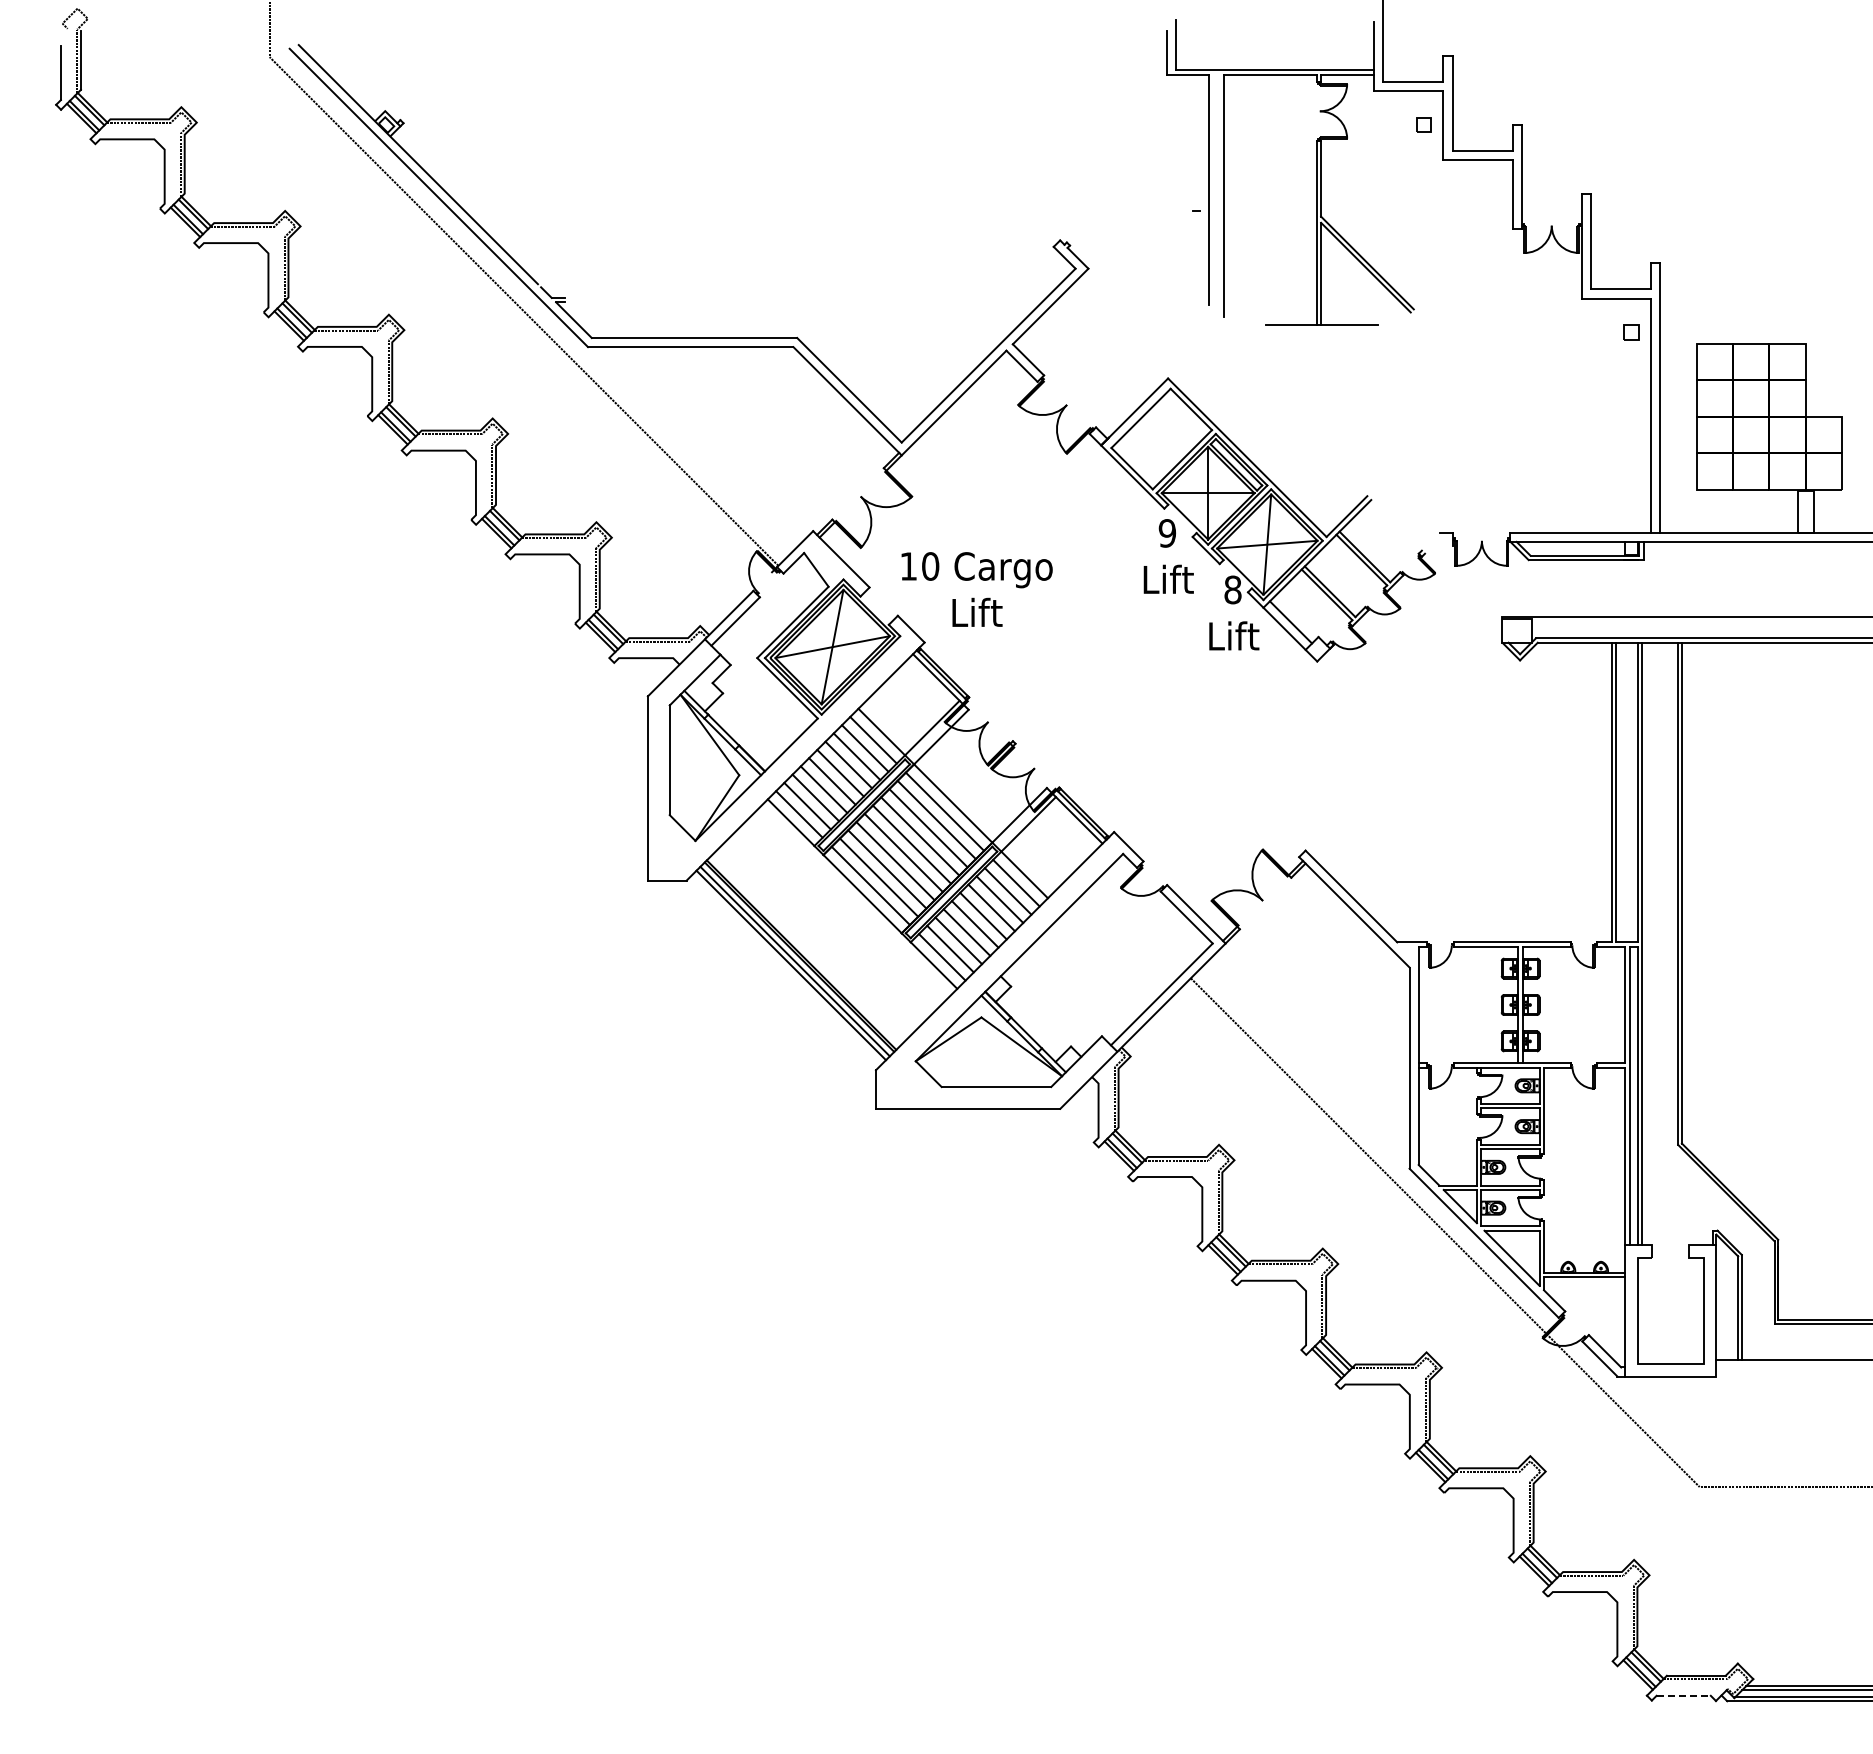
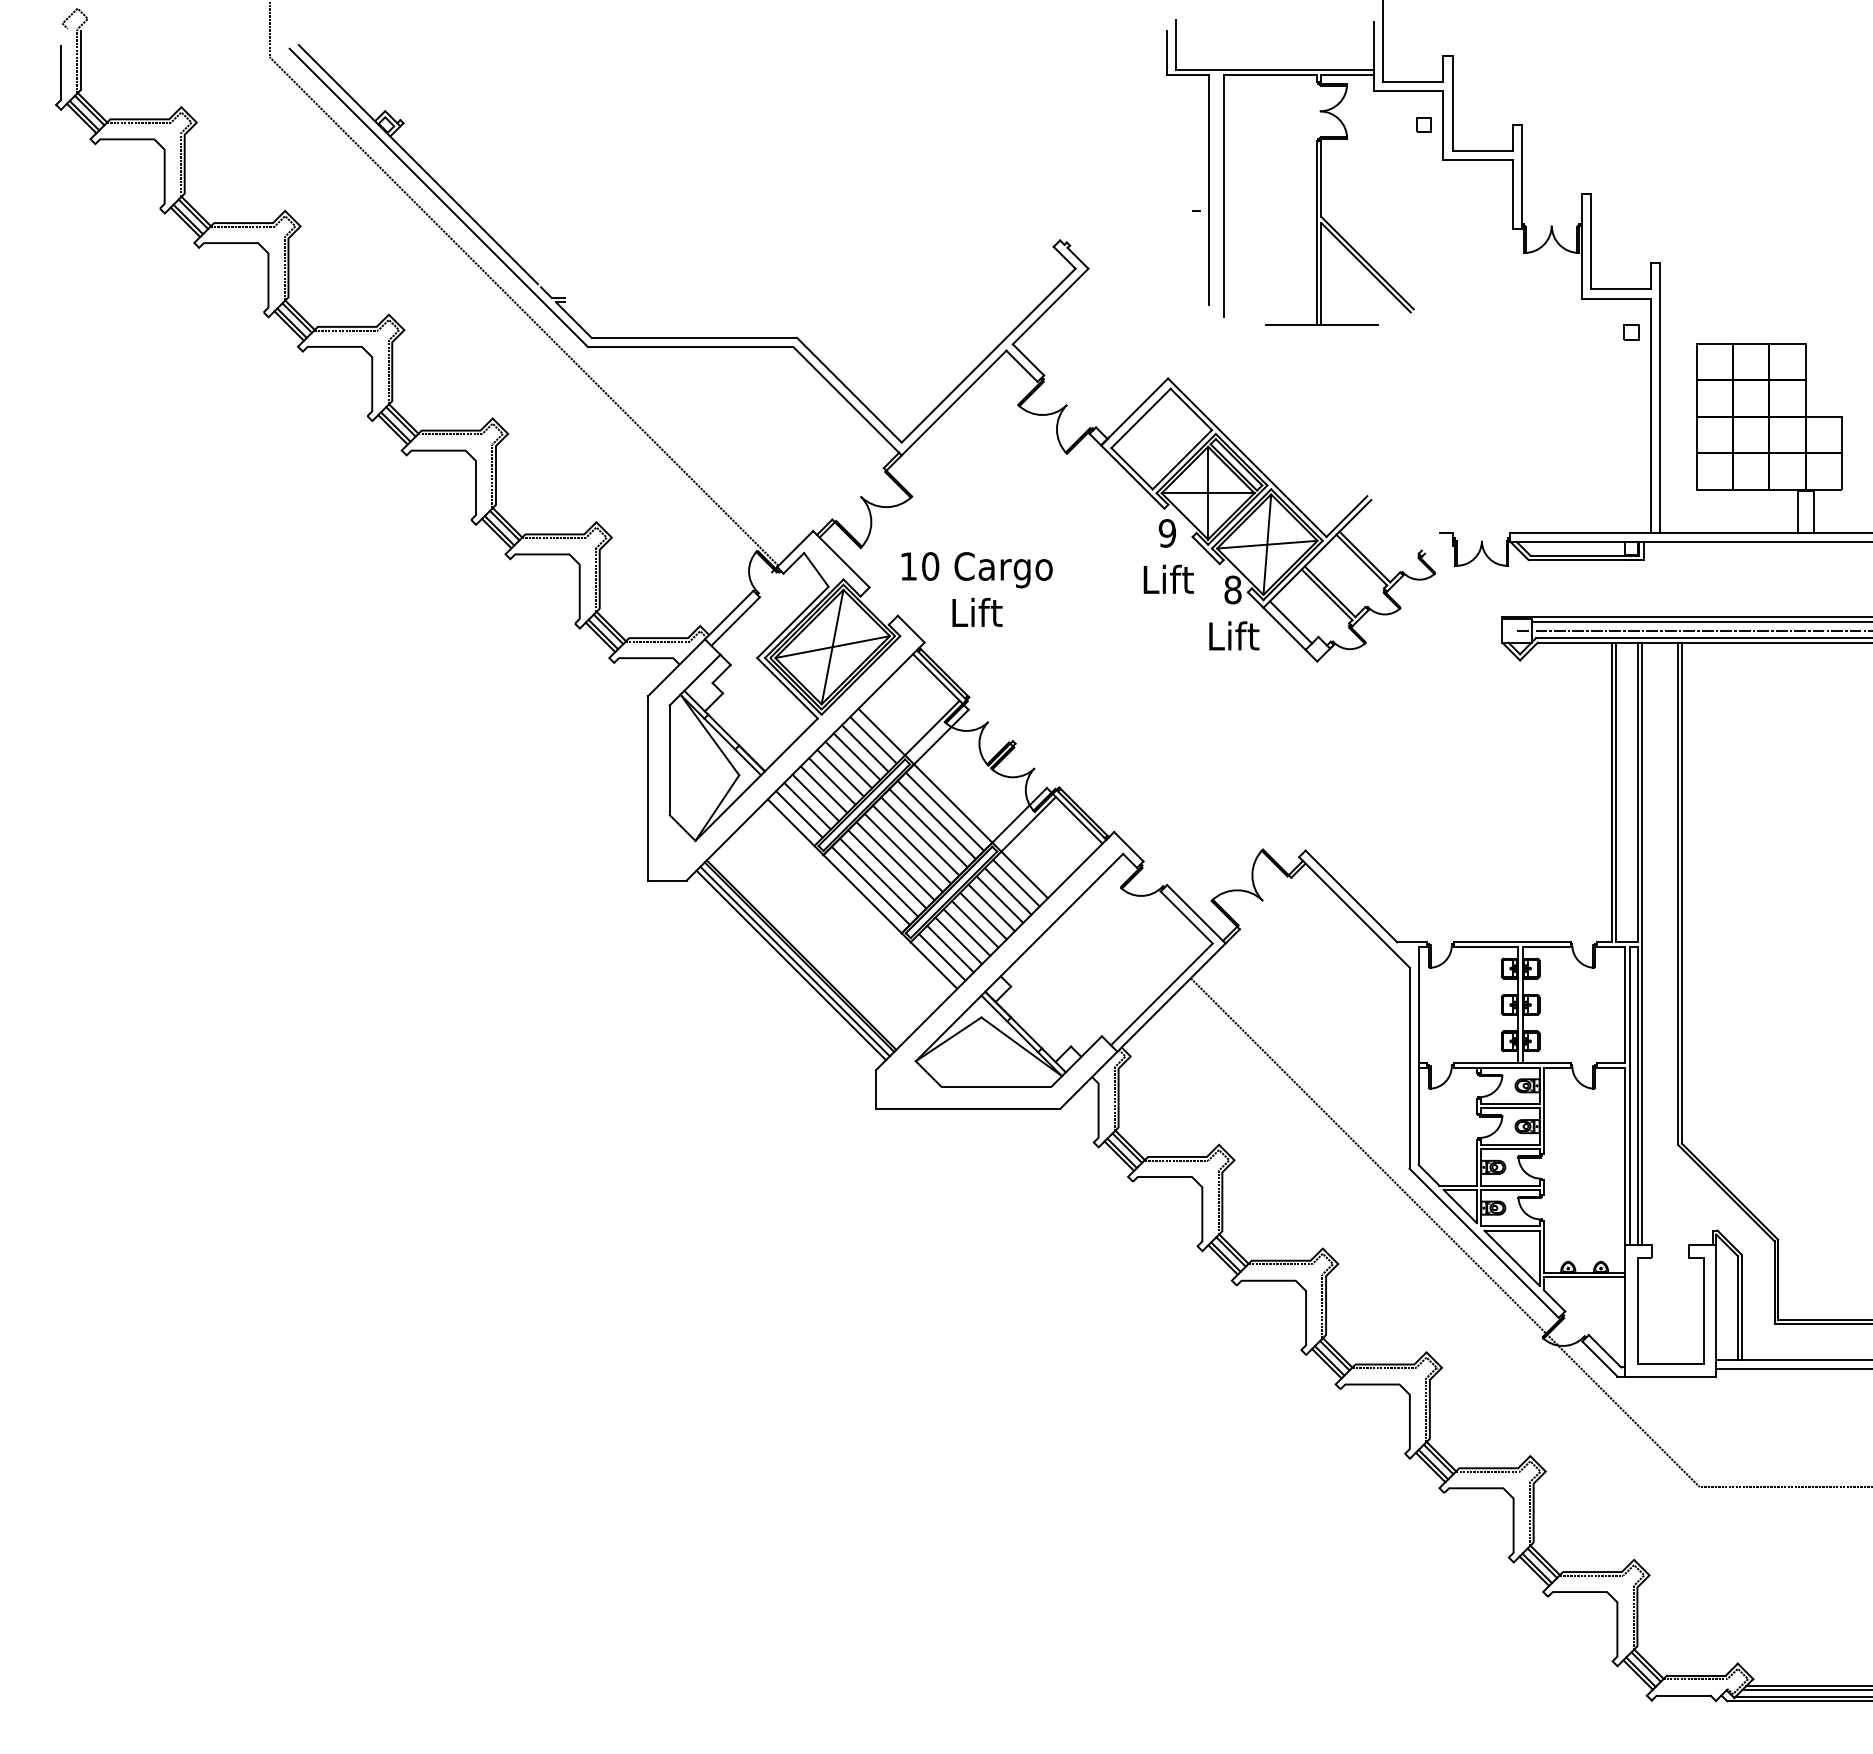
line: none -> present (1700, 621)
line: none -> present (1693, 631)
line: none -> present (1792, 1369)
line: dashed -> solid (1684, 1695)
